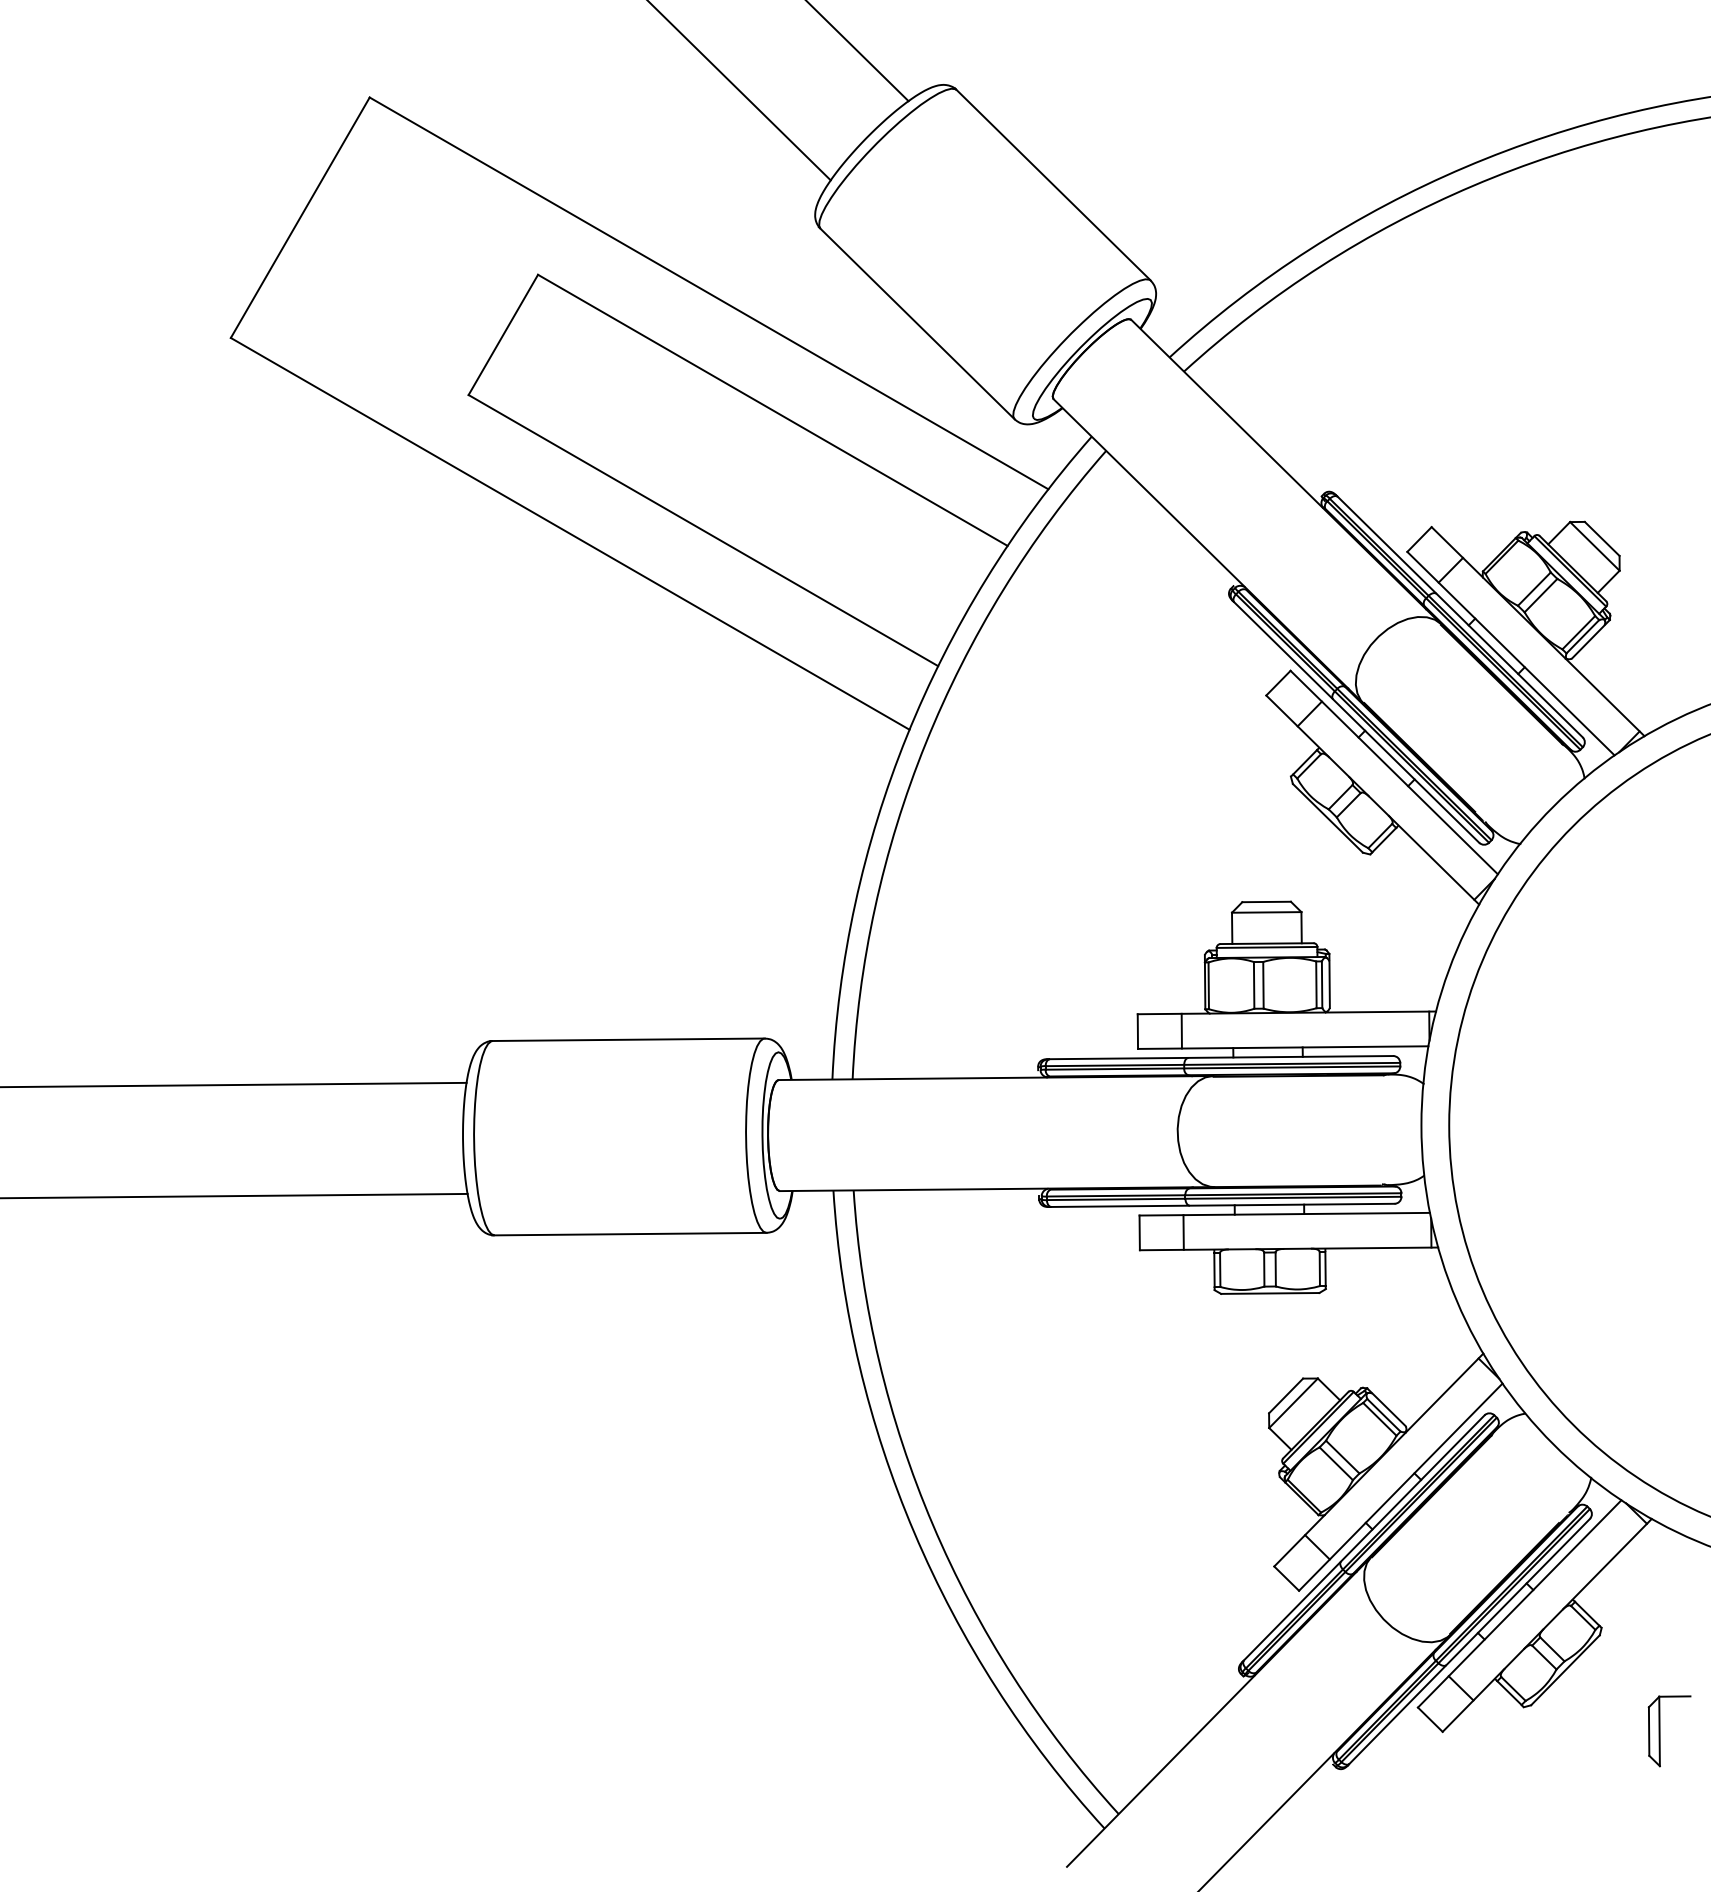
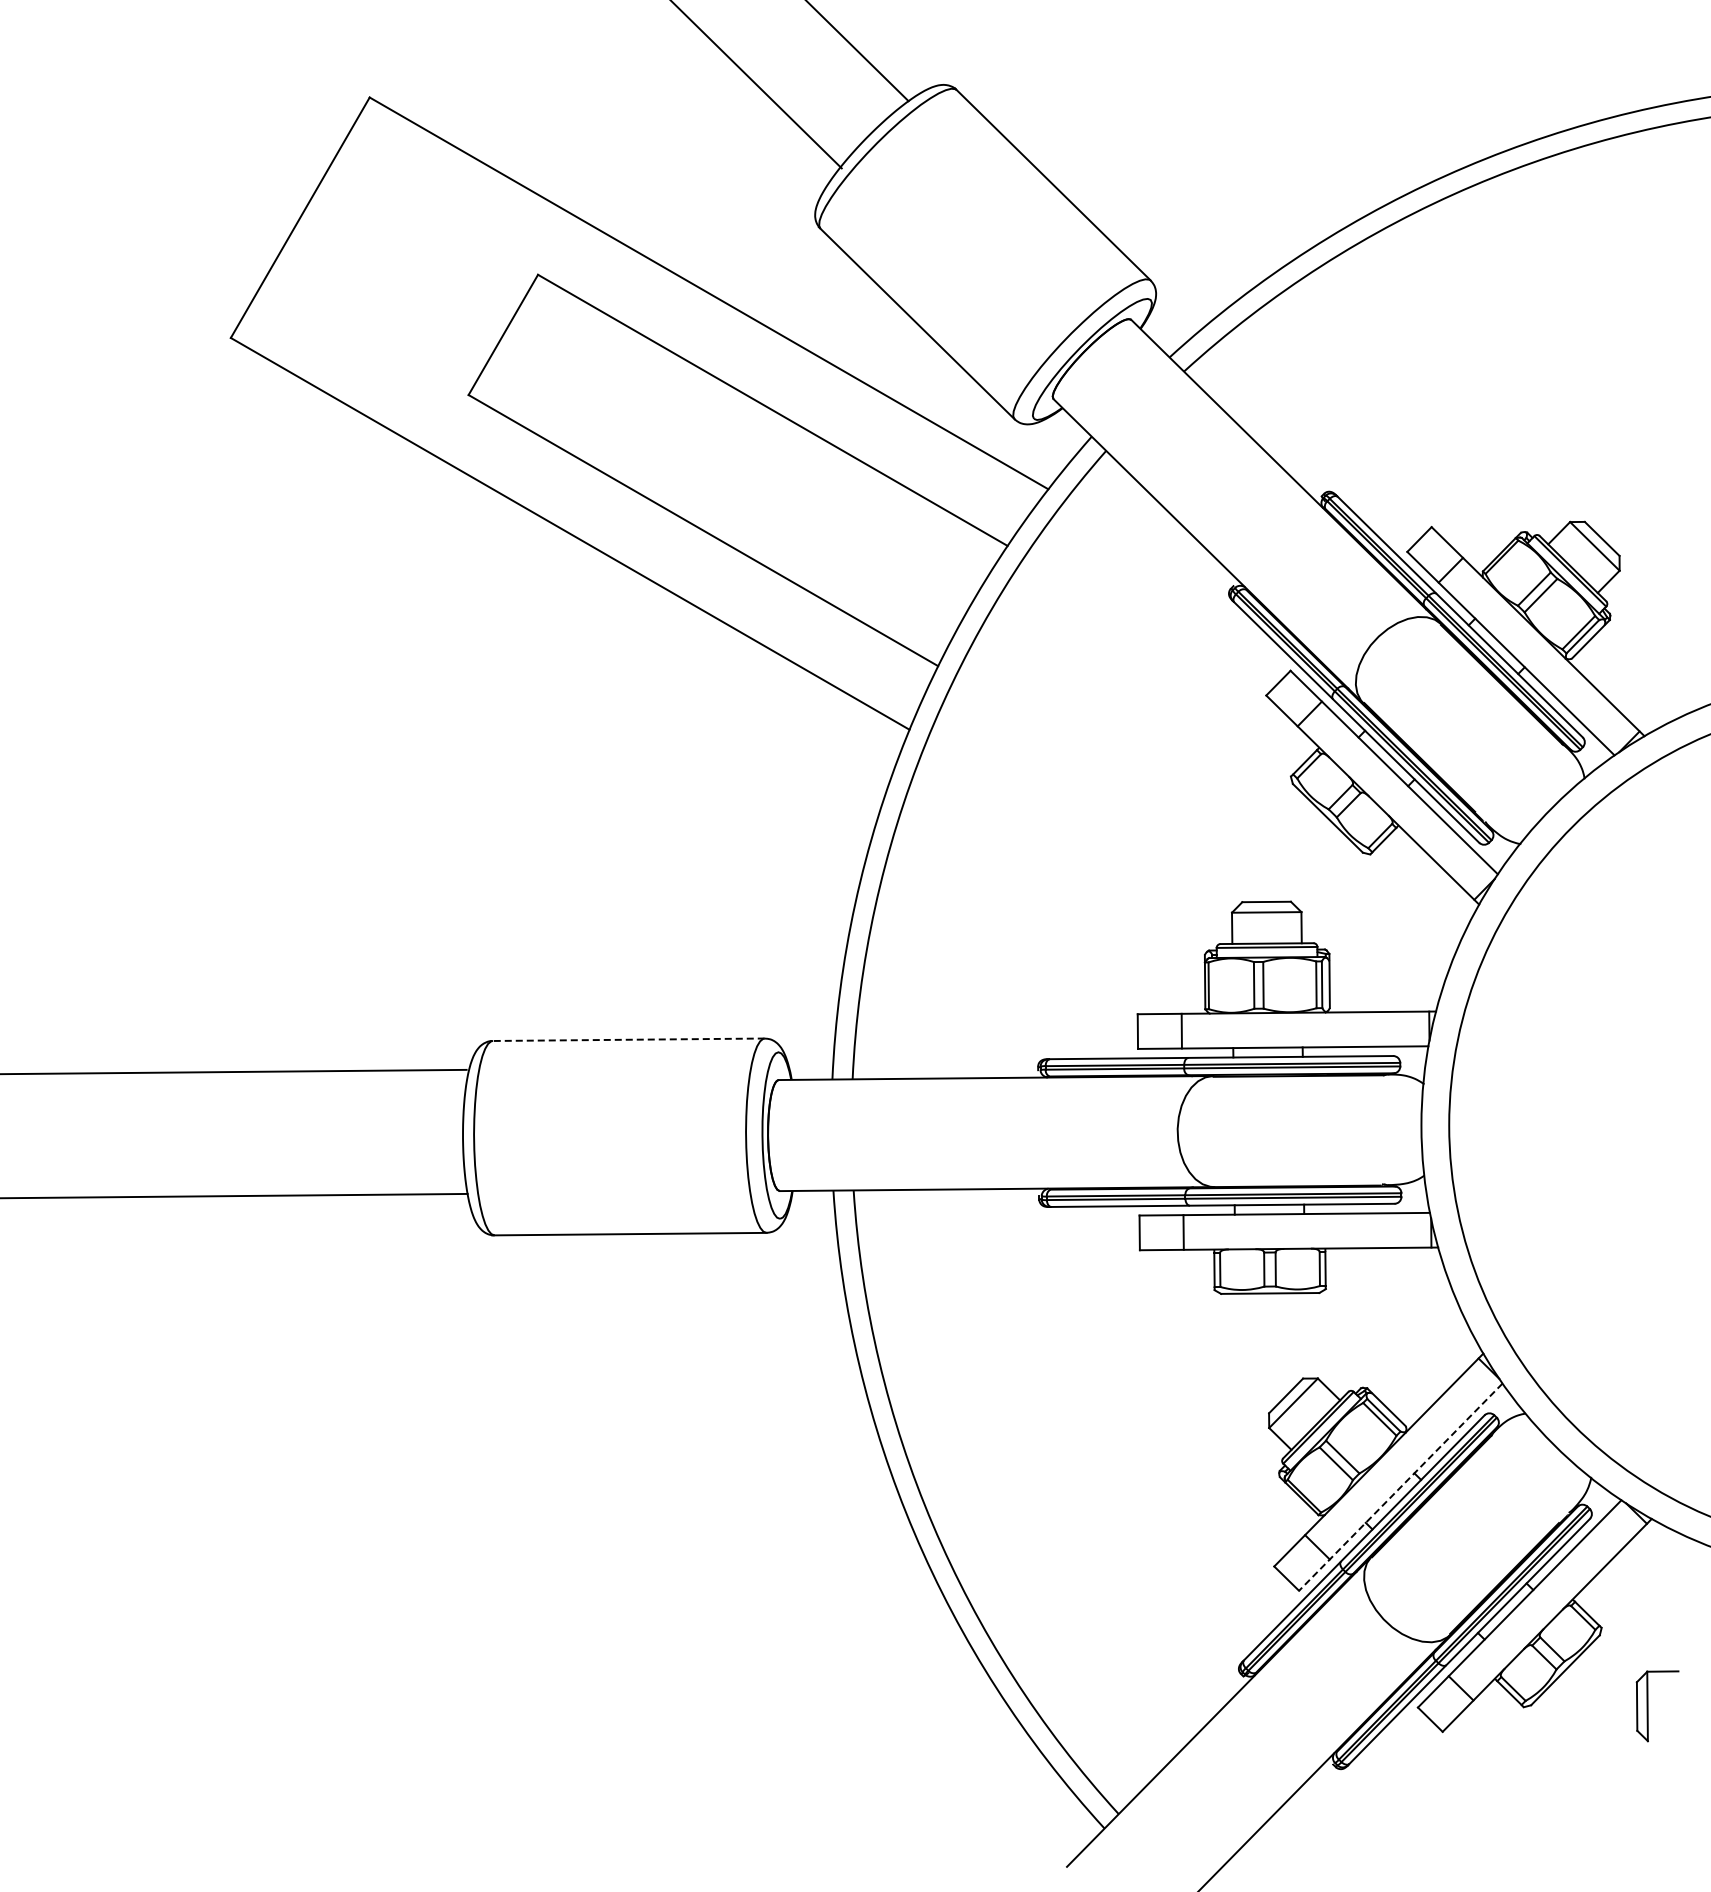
line position: (739, 91) -> (756, 85) (756, 85)
line: solid -> dashed (627, 1039)
line position: (234, 1084) -> (234, 1071) (234, 1071)
line: solid -> dashed (1400, 1487)
part position: (1660, 1731) -> (1648, 1706) (1648, 1706)
